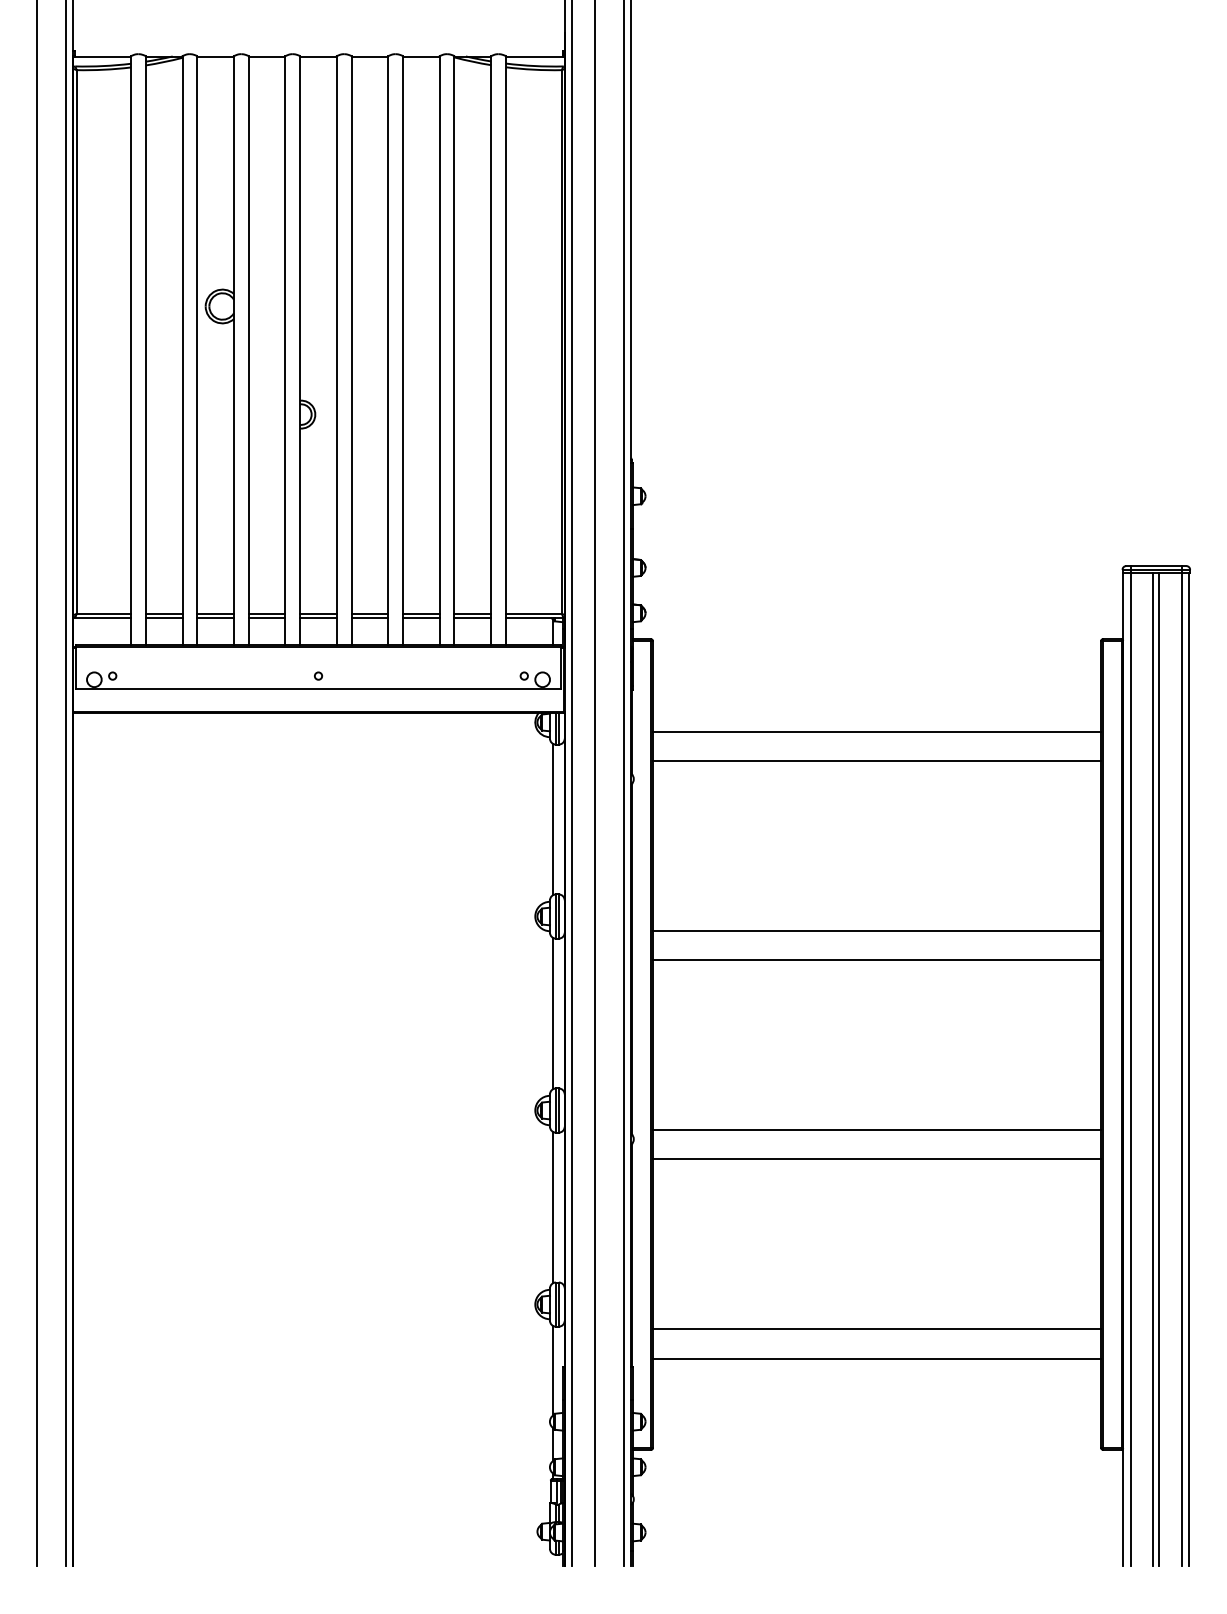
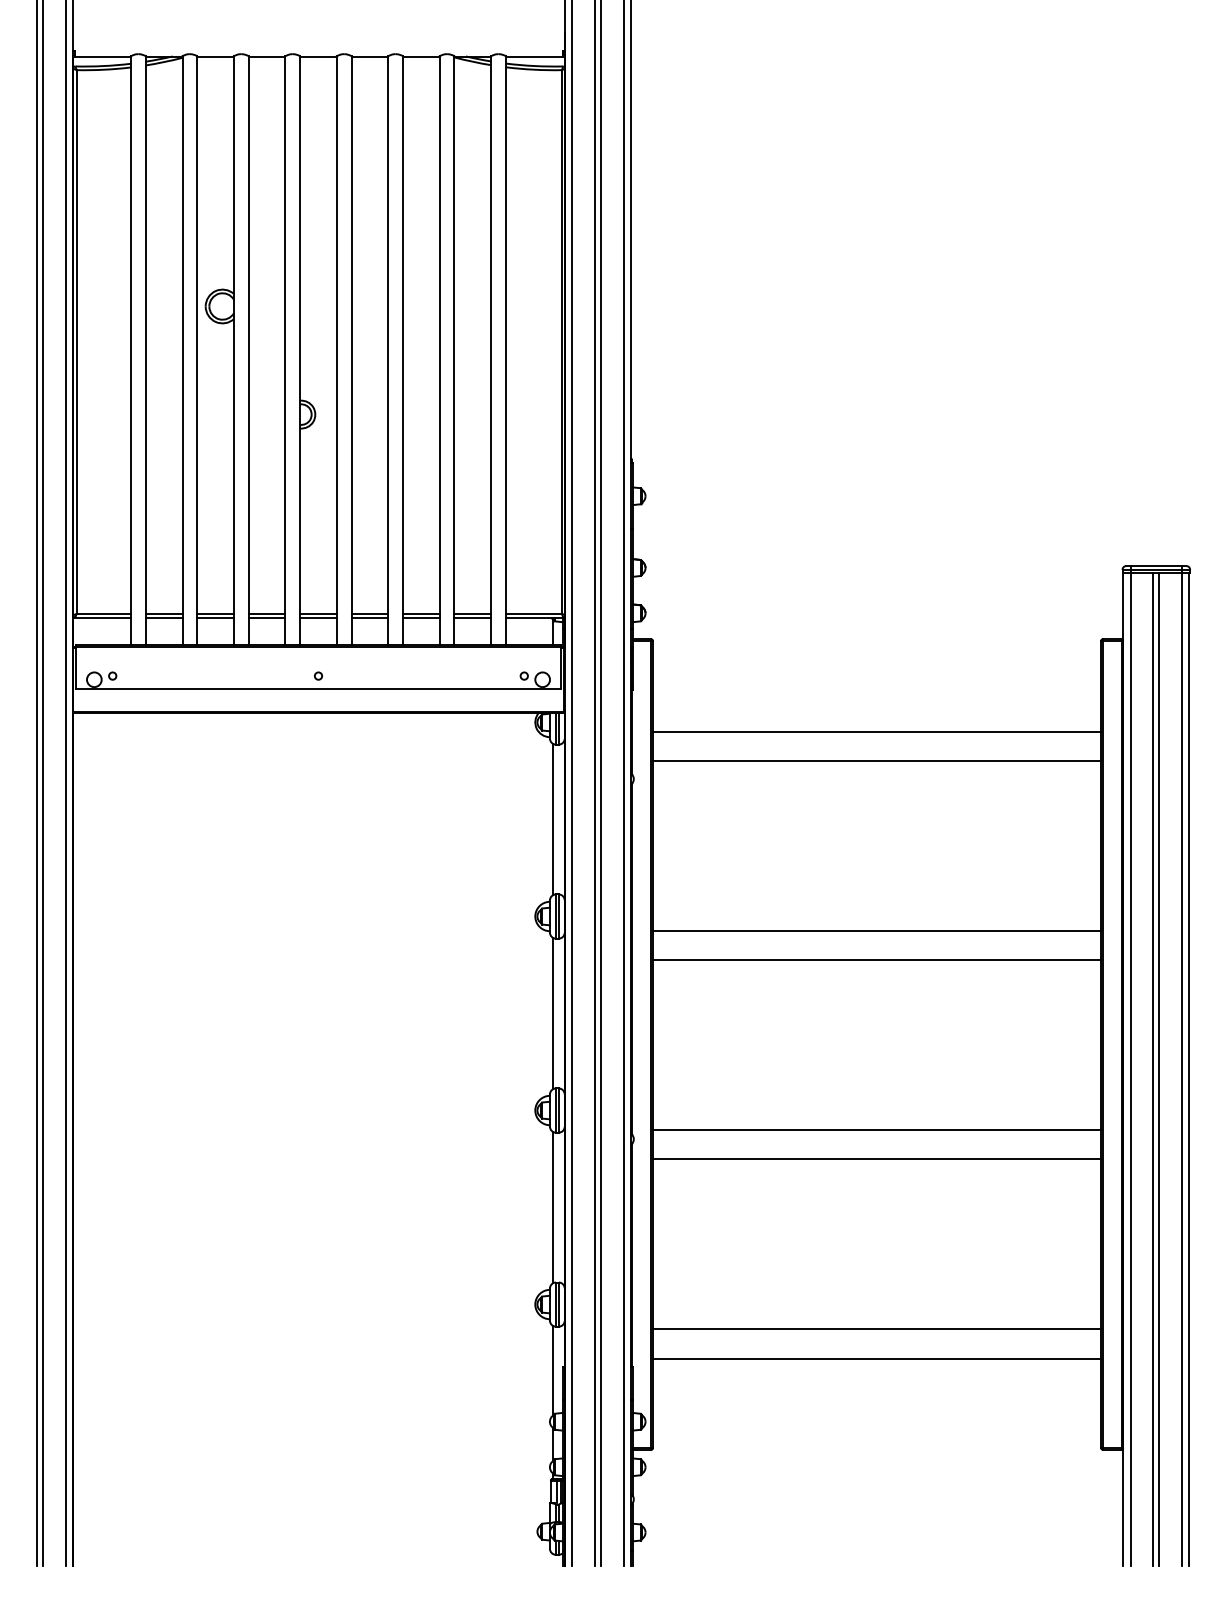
line: none -> present (42, 783)
line: none -> present (601, 783)
